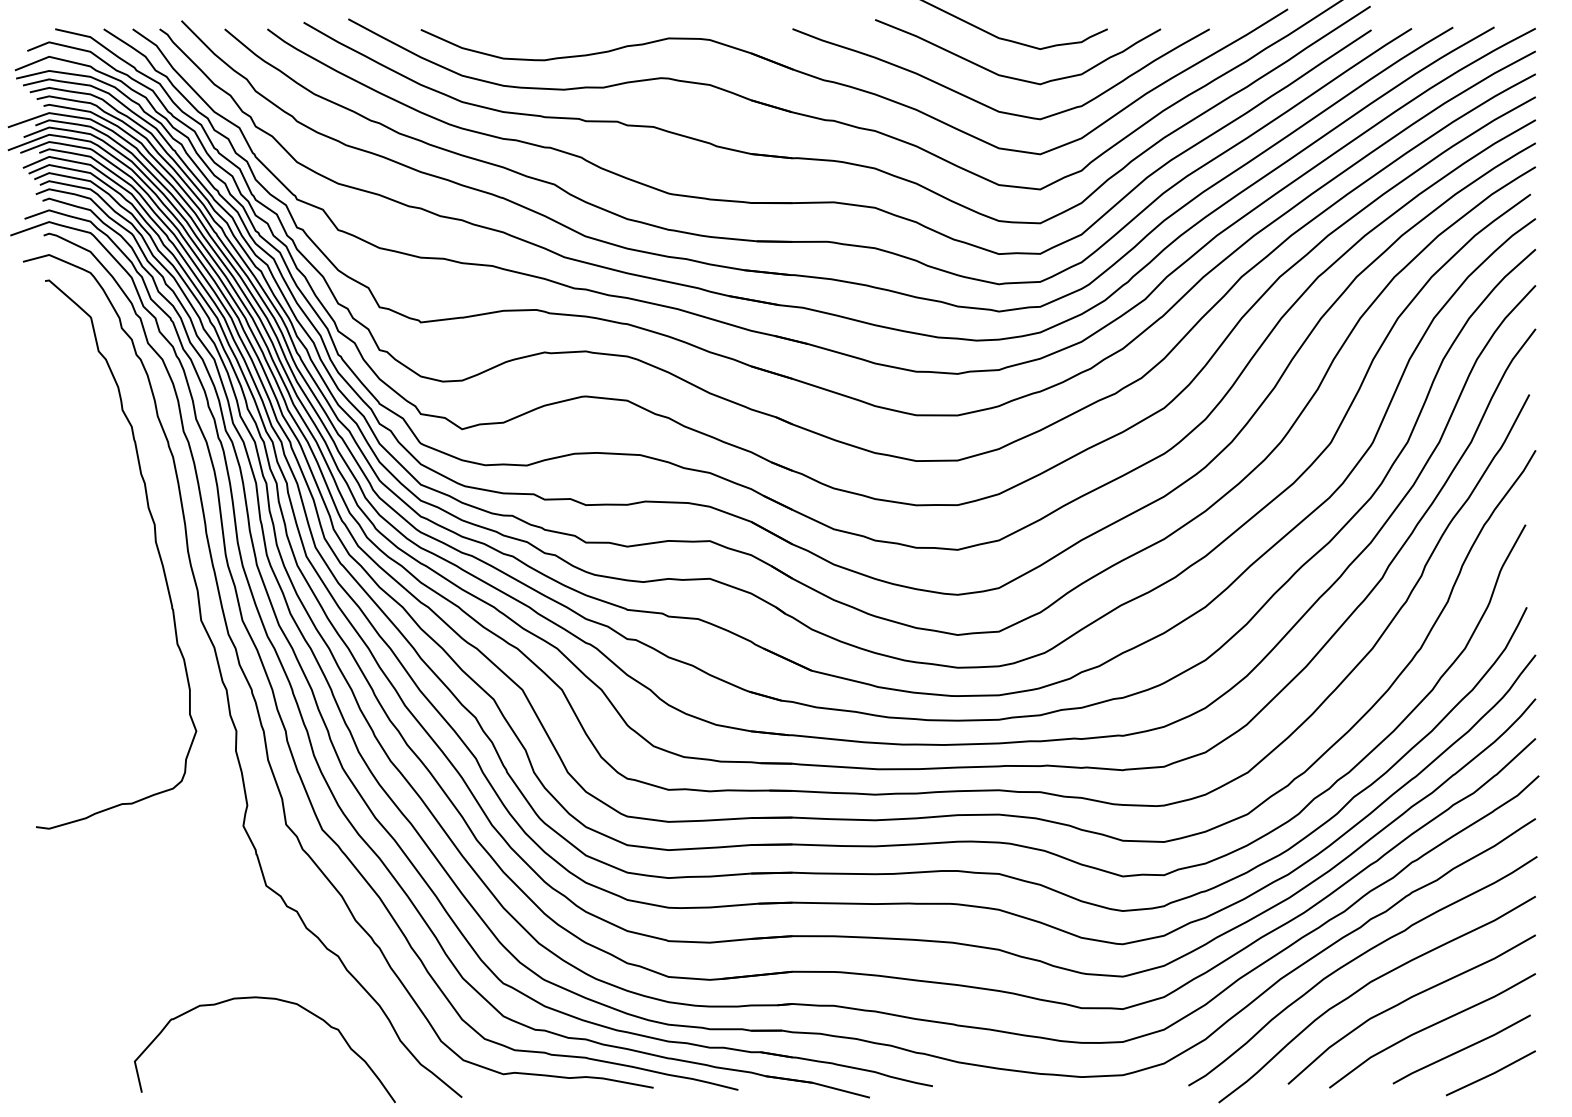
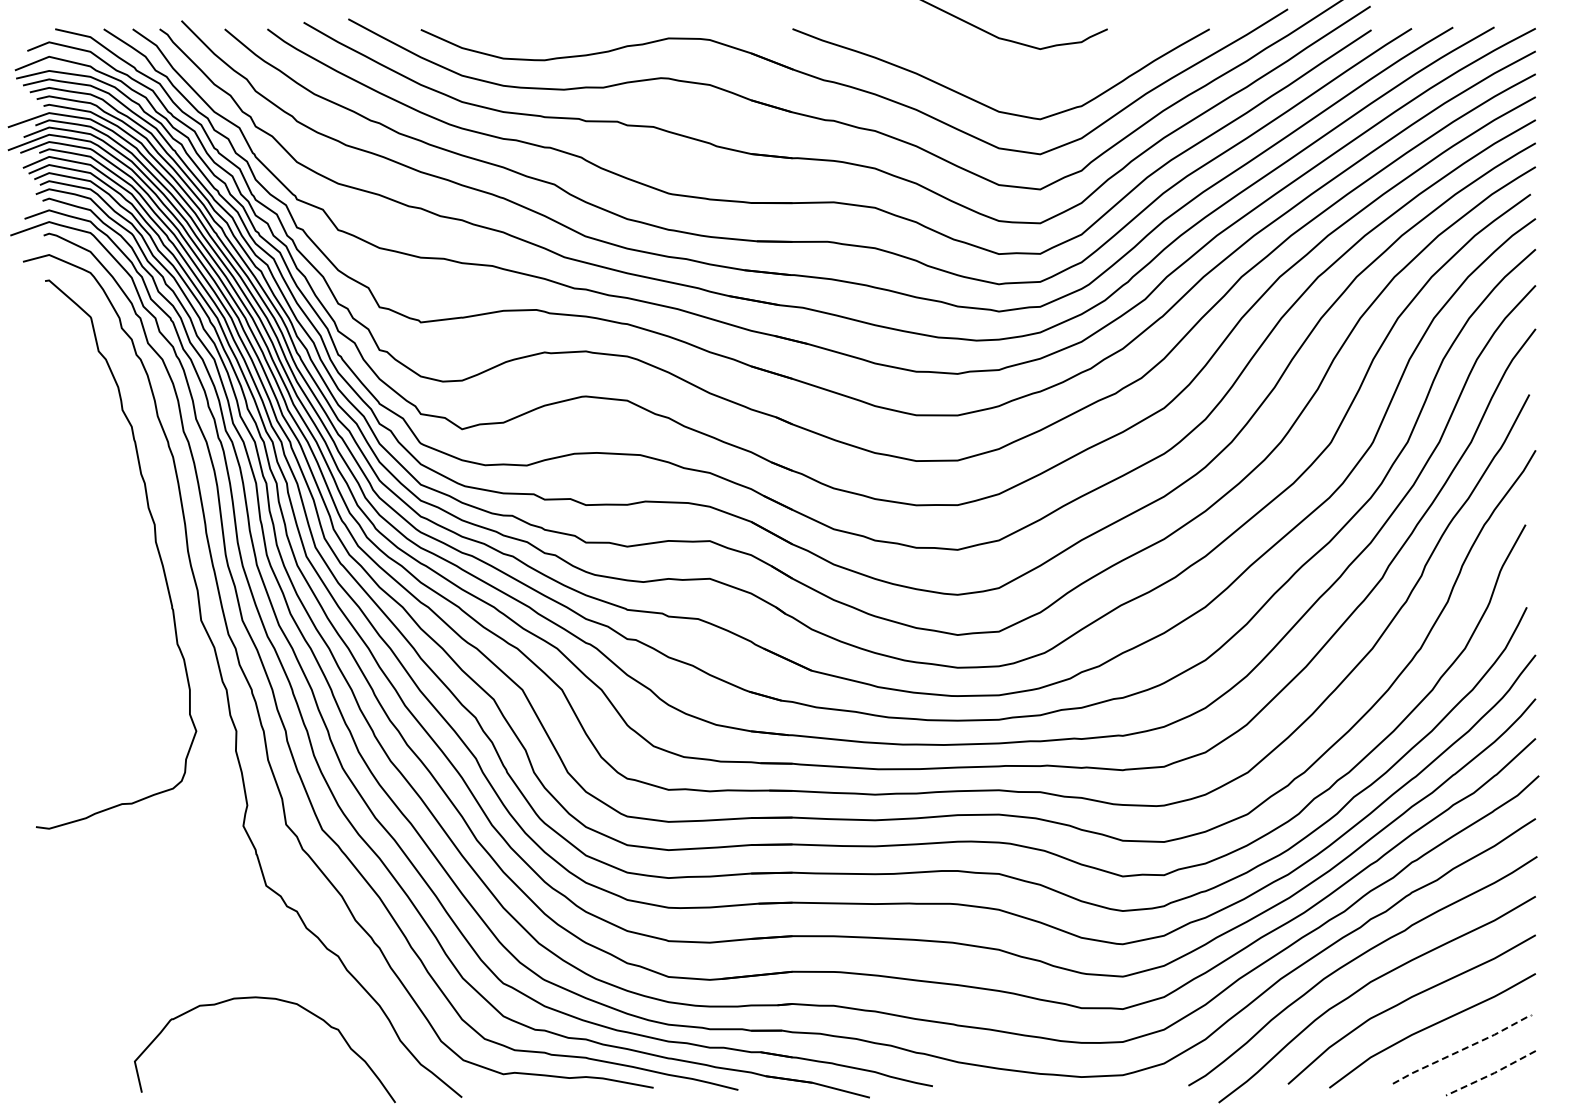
curve: present -> none (1010, 76)
line: solid -> dashed (1462, 1049)
line: solid -> dashed (1491, 1074)
